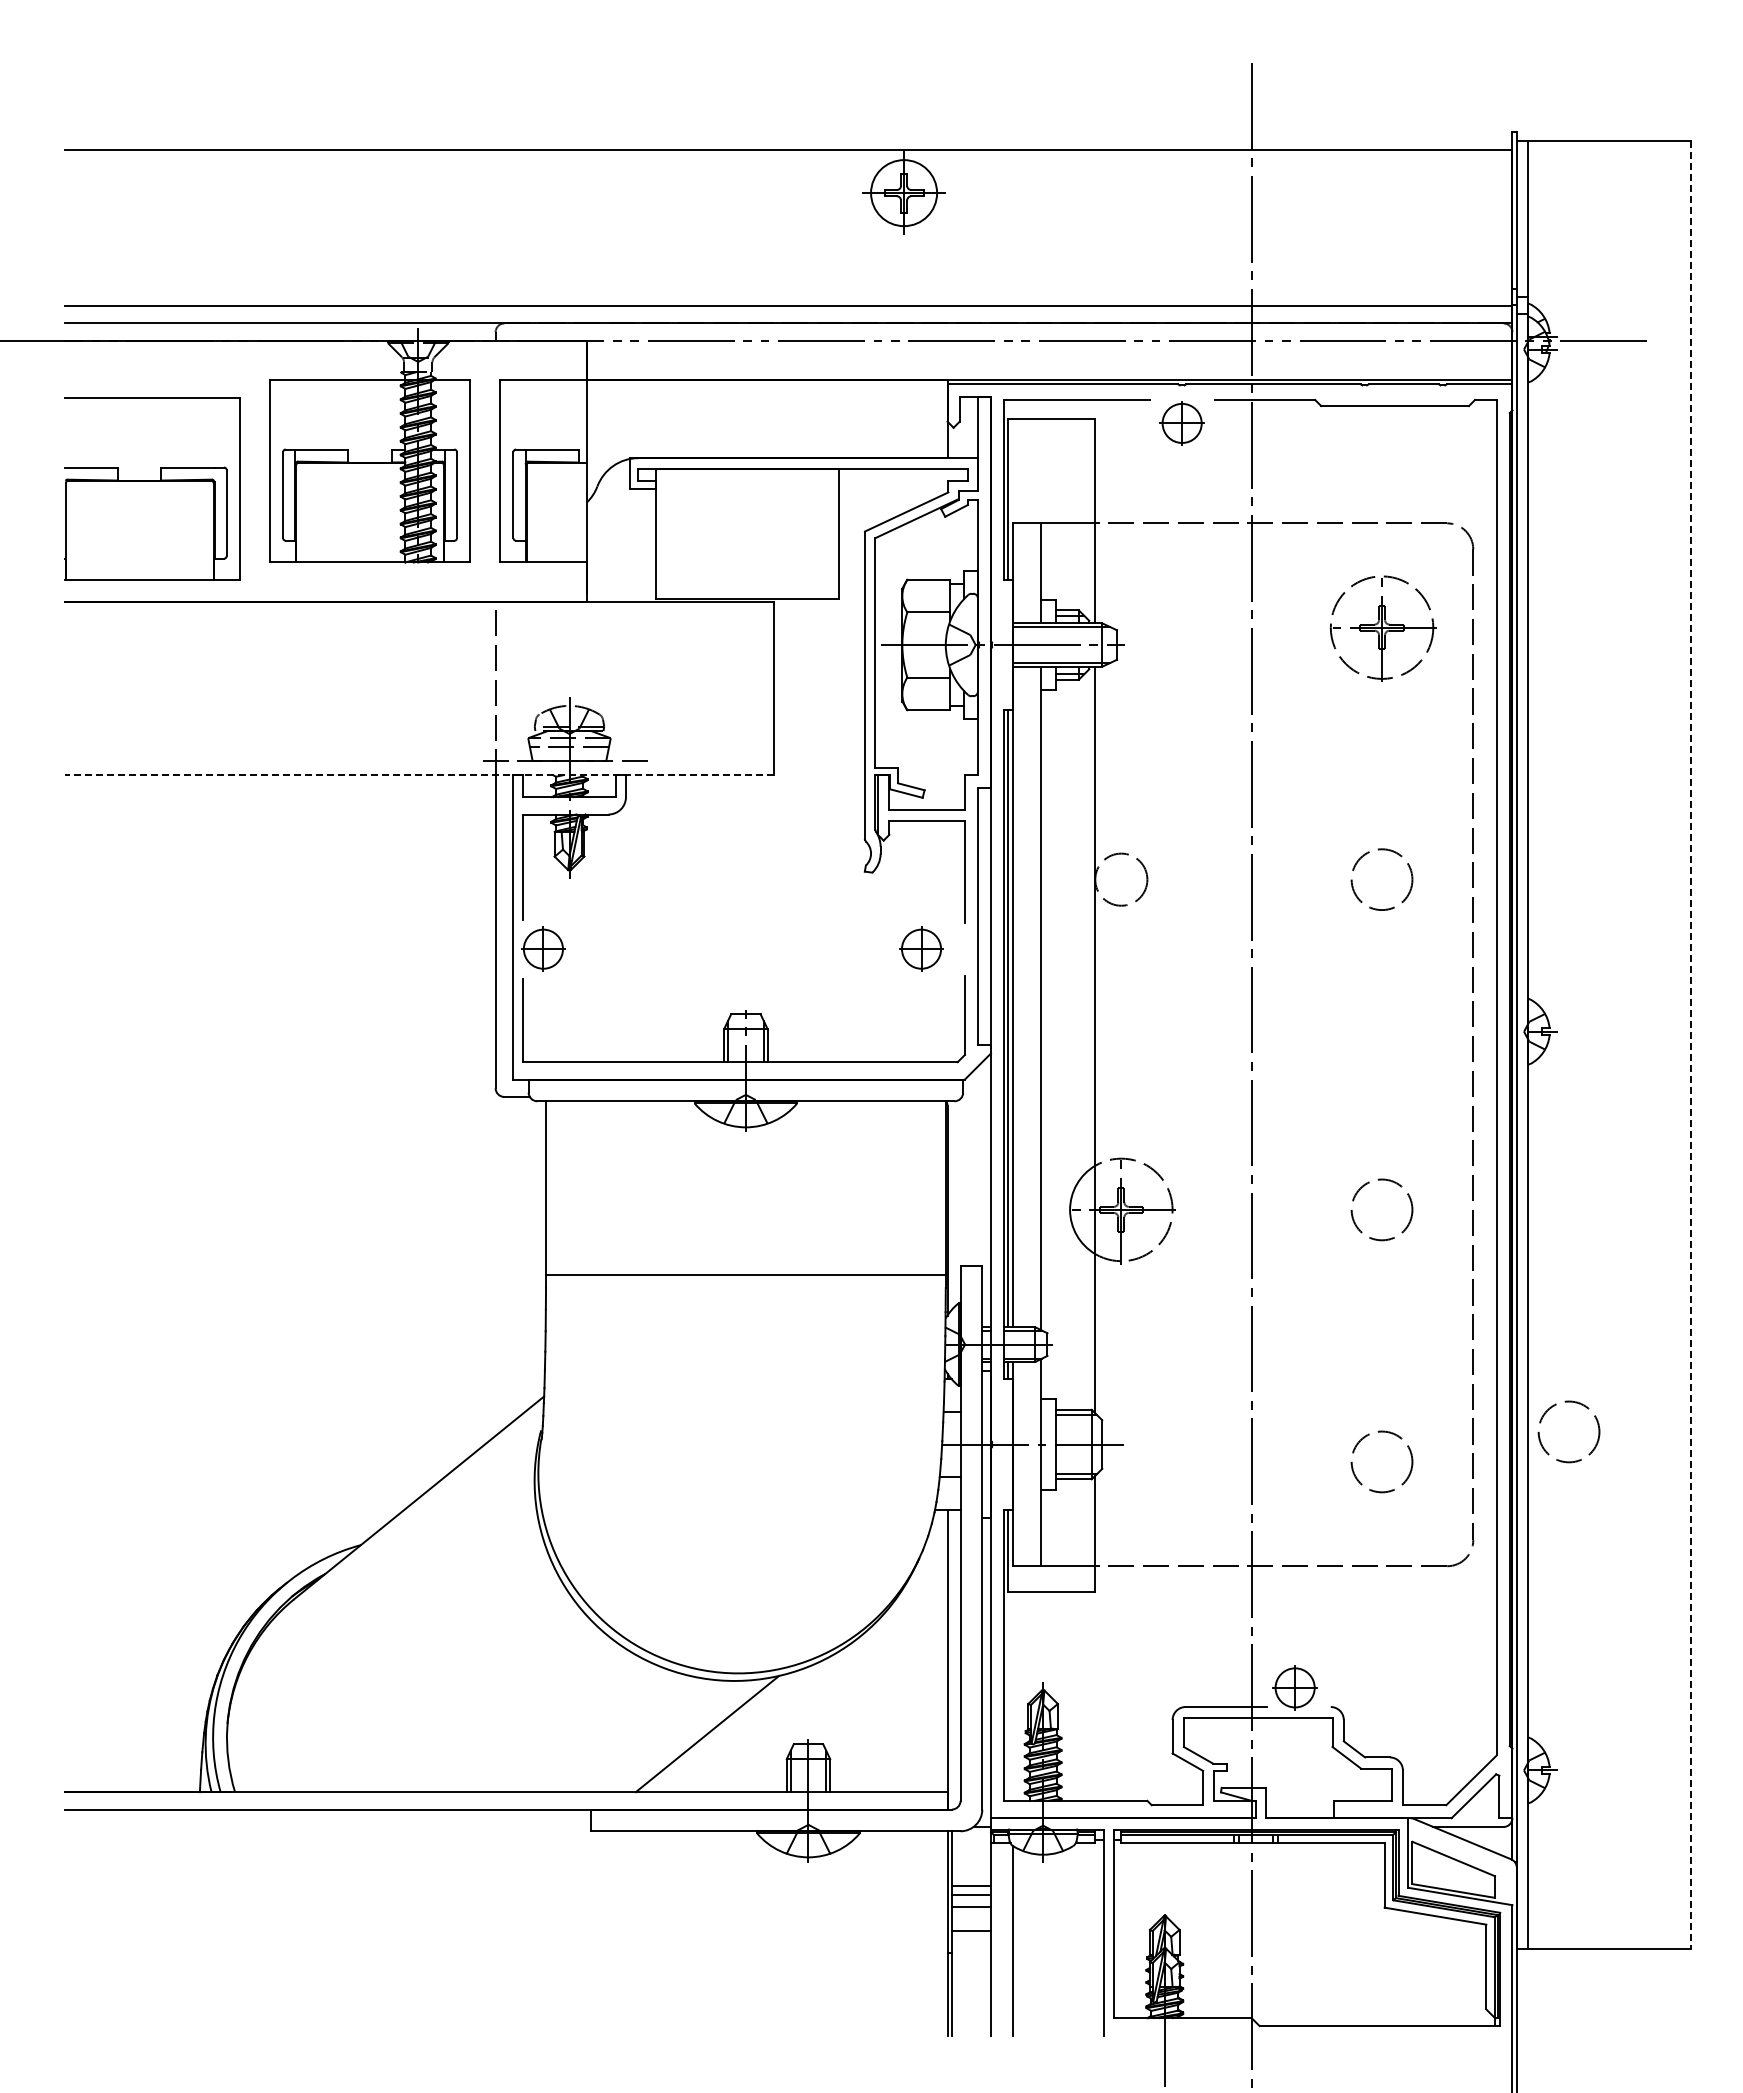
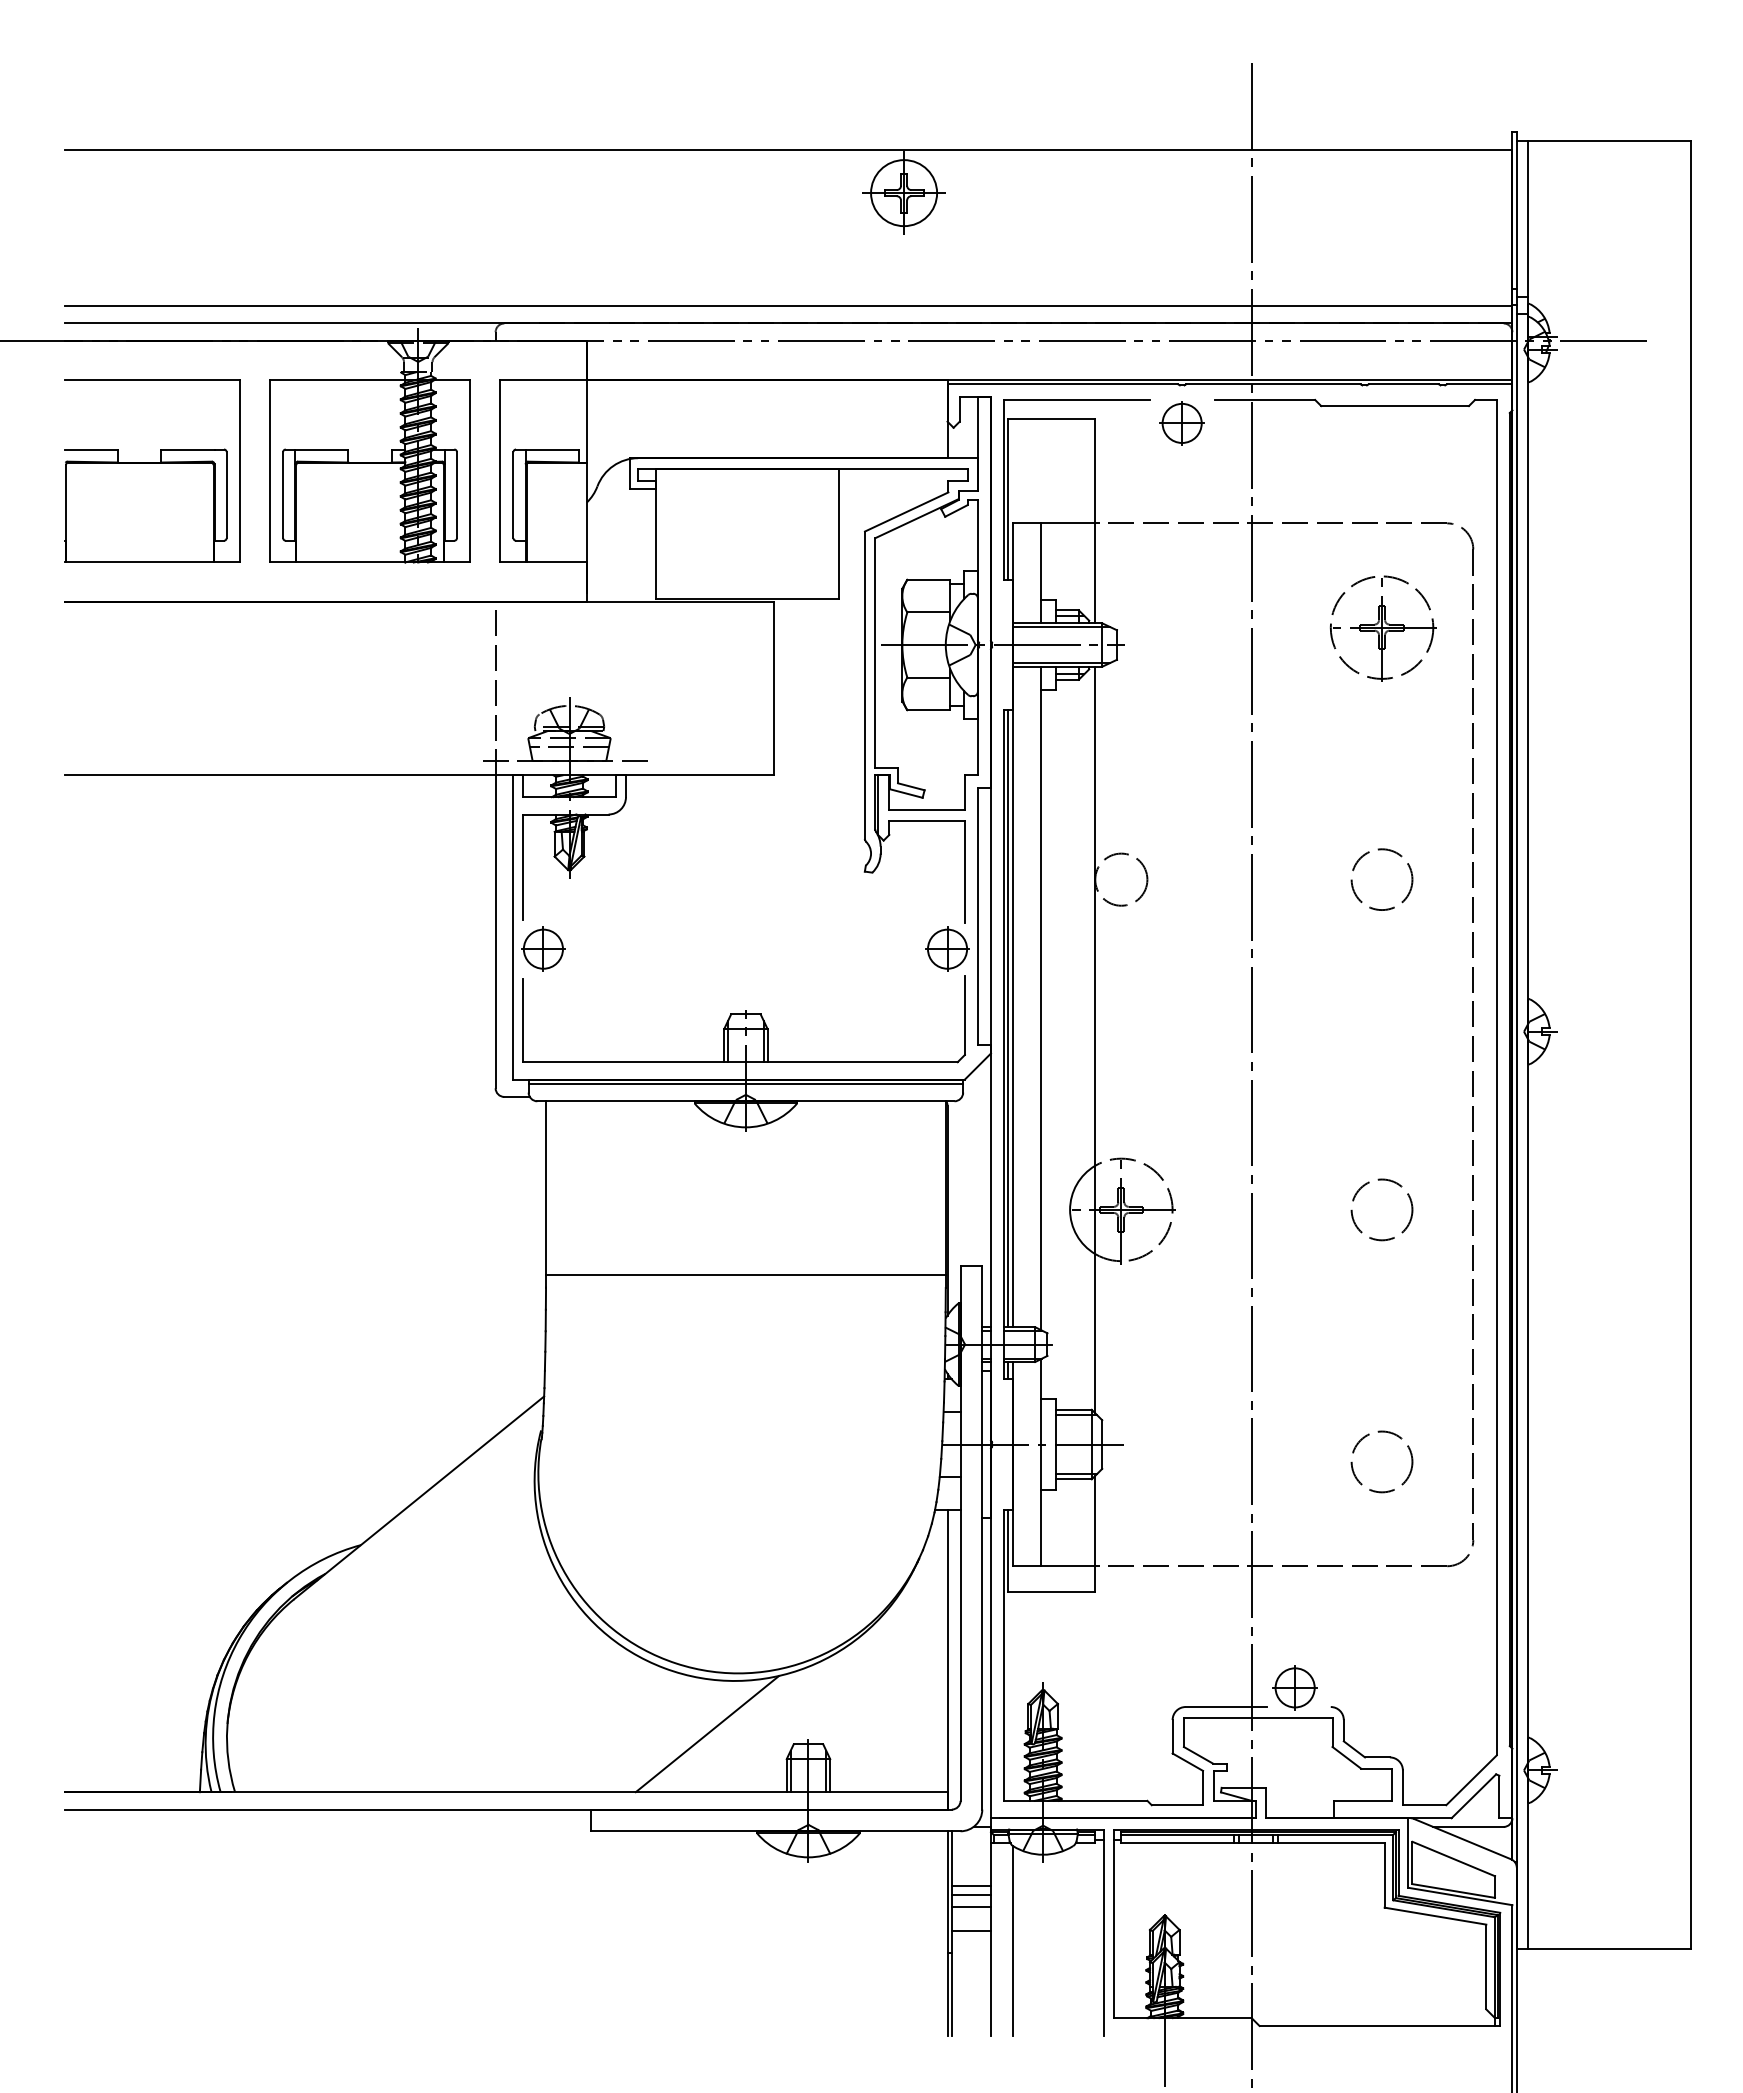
part position: (152, 488) -> (152, 470) (152, 470)
line: dashed -> solid (419, 775)
part position: (921, 948) -> (947, 948) (947, 948)
line: dashed -> solid (1690, 1044)
line: none -> present (745, 1083)
circle: present -> none (1568, 1431)
